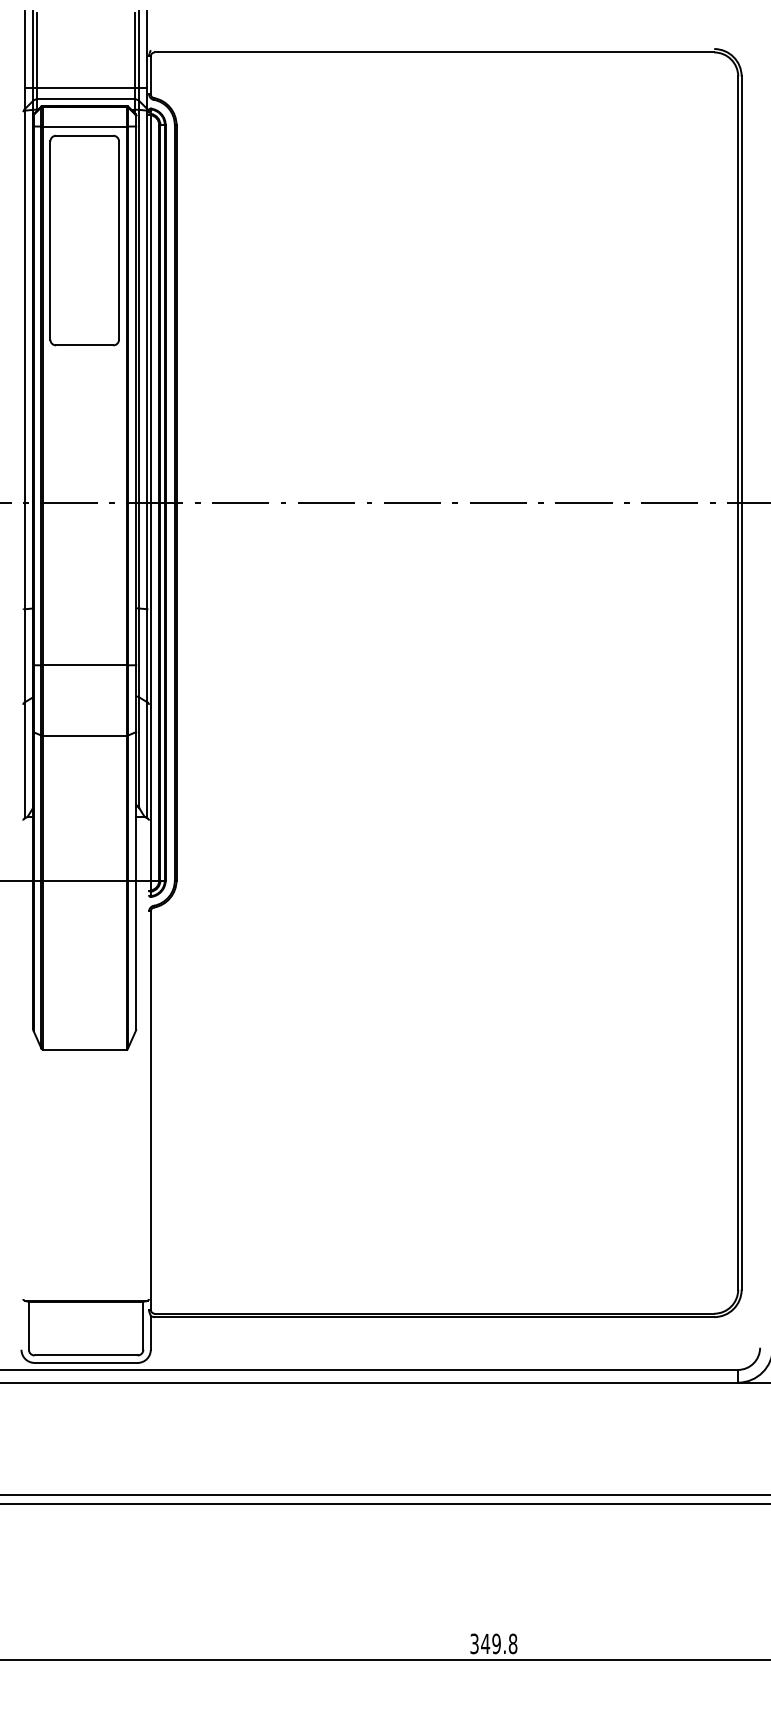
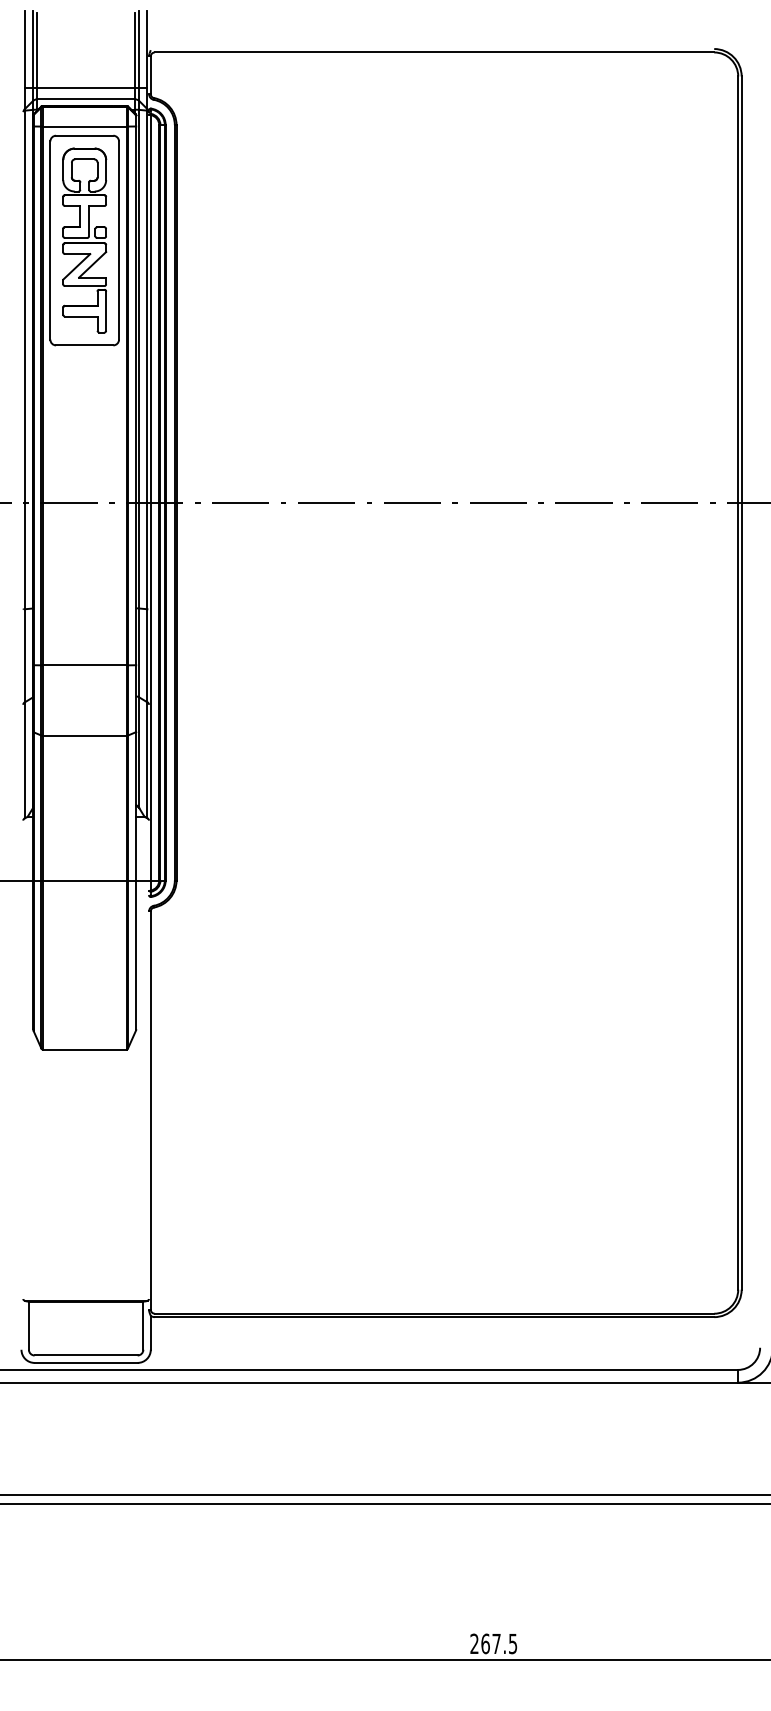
part: none -> present (84, 240)
text: 349.8 -> 267.5 (493, 1643)
